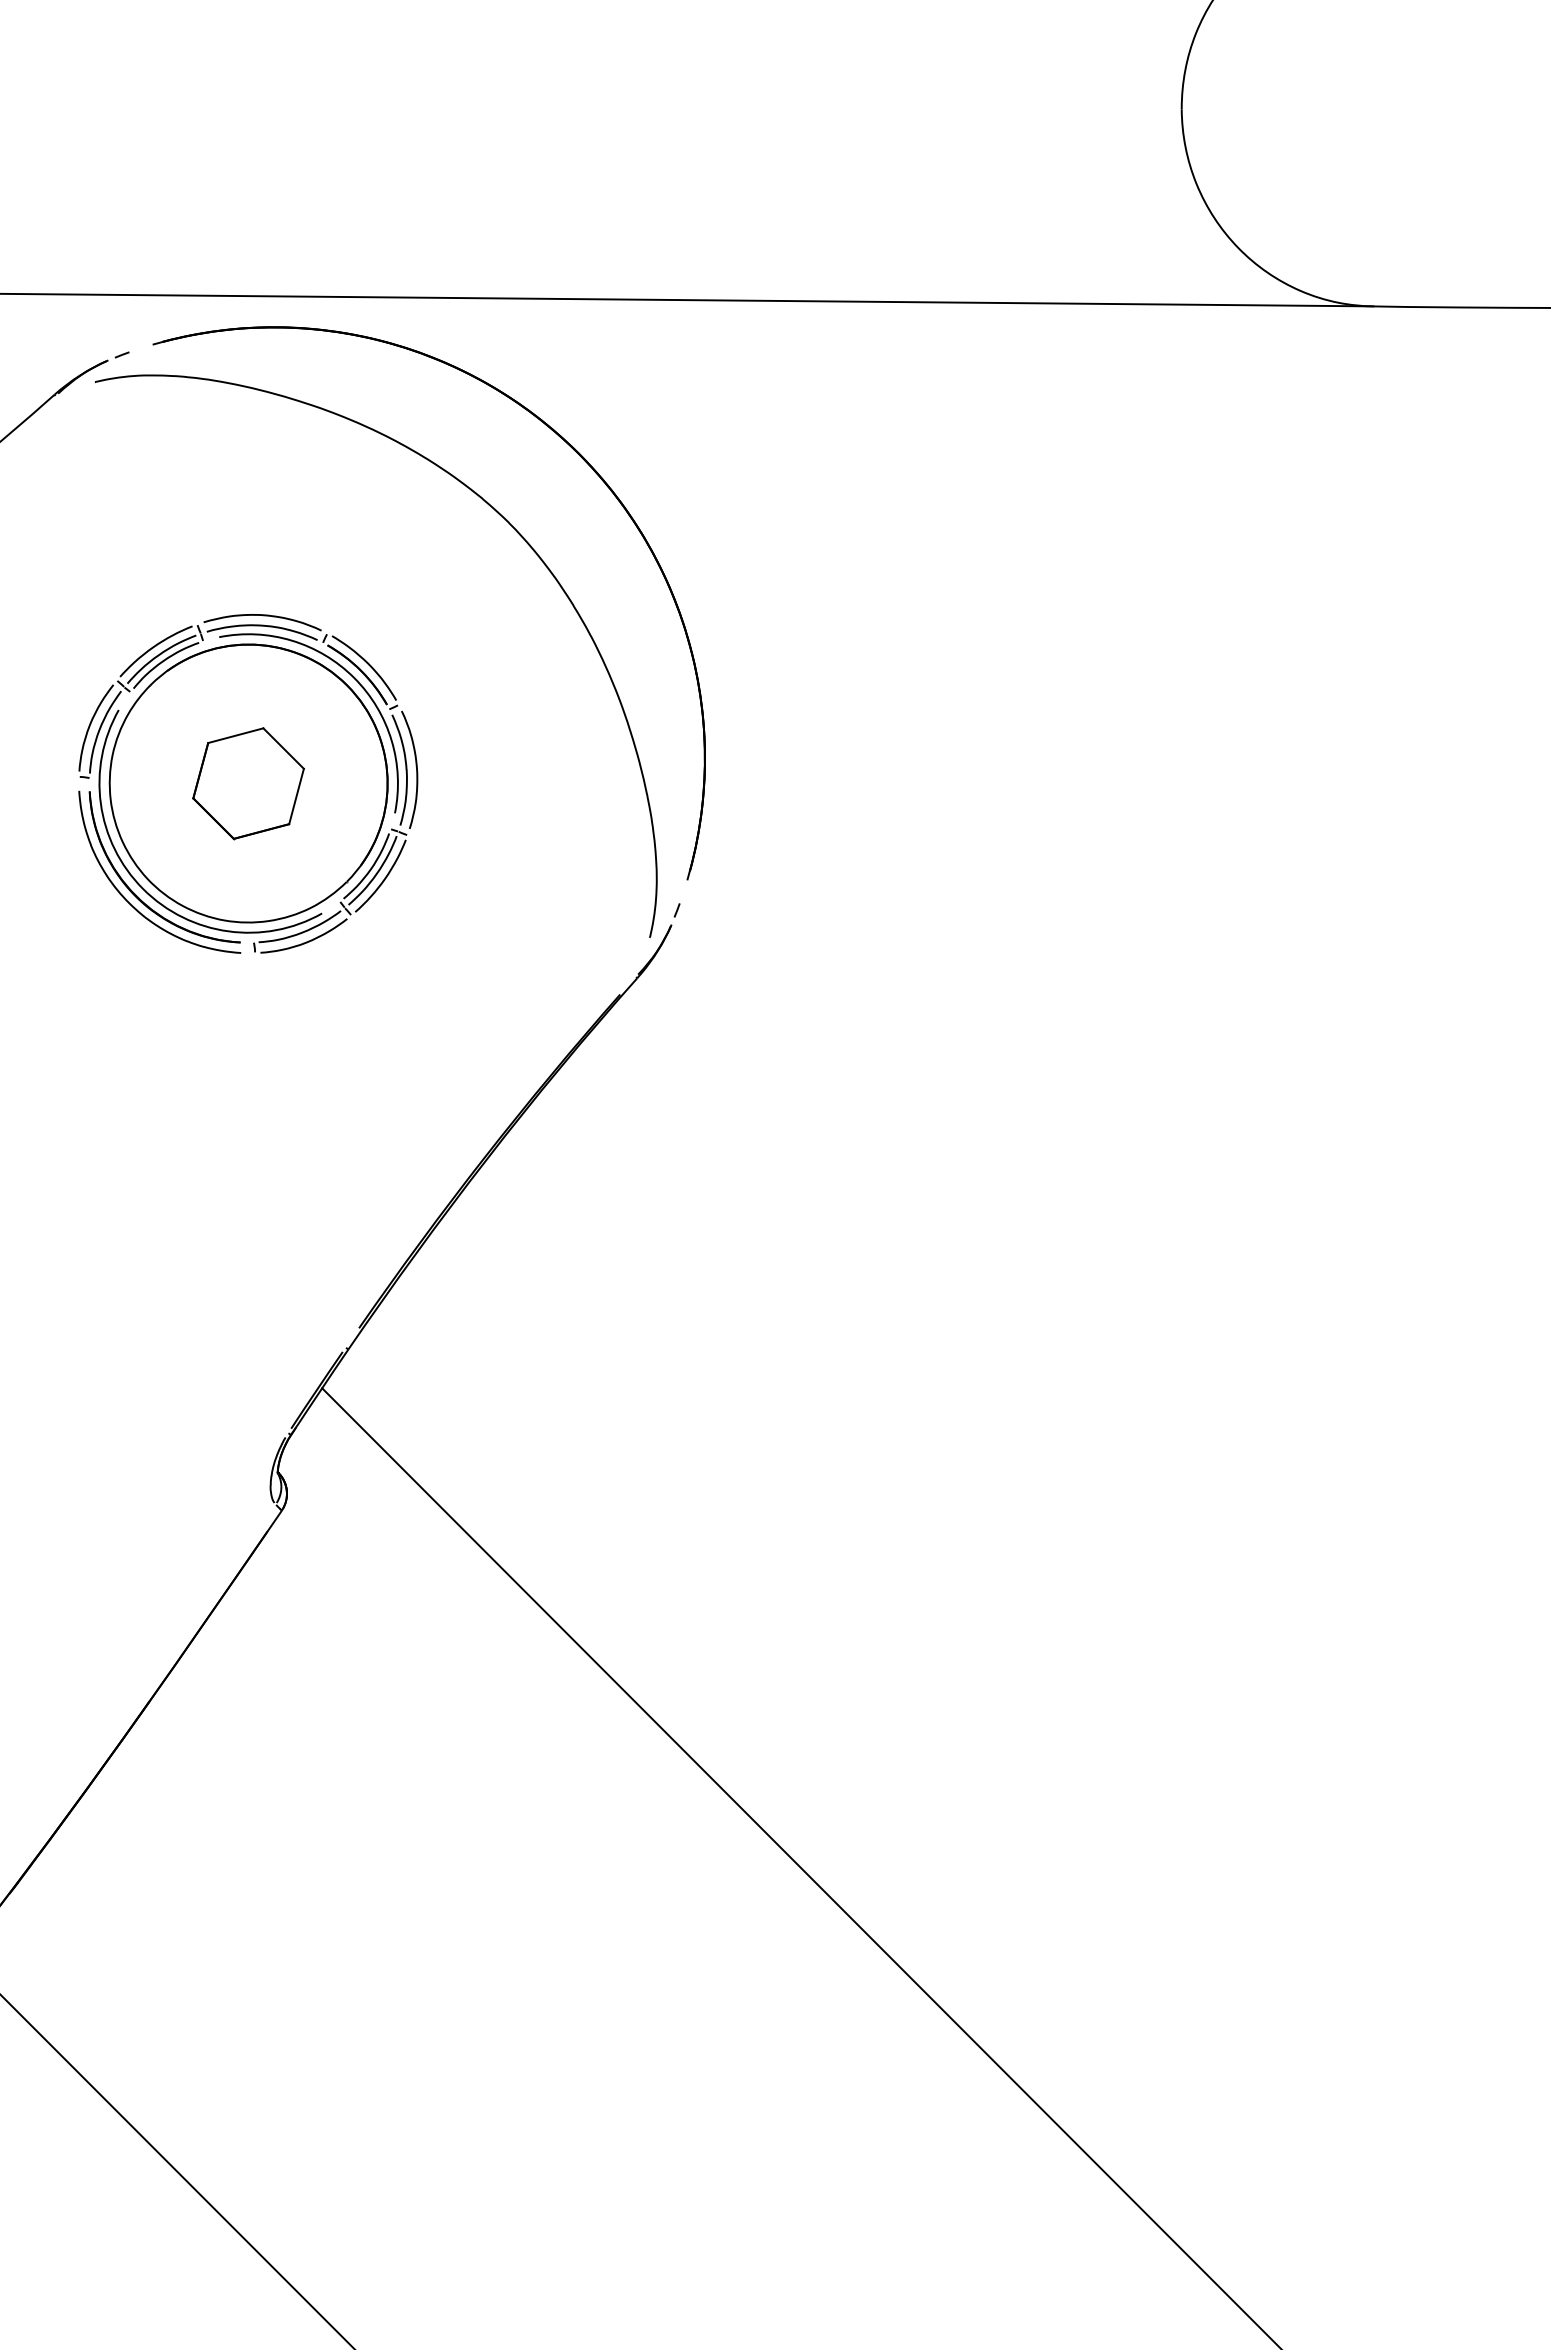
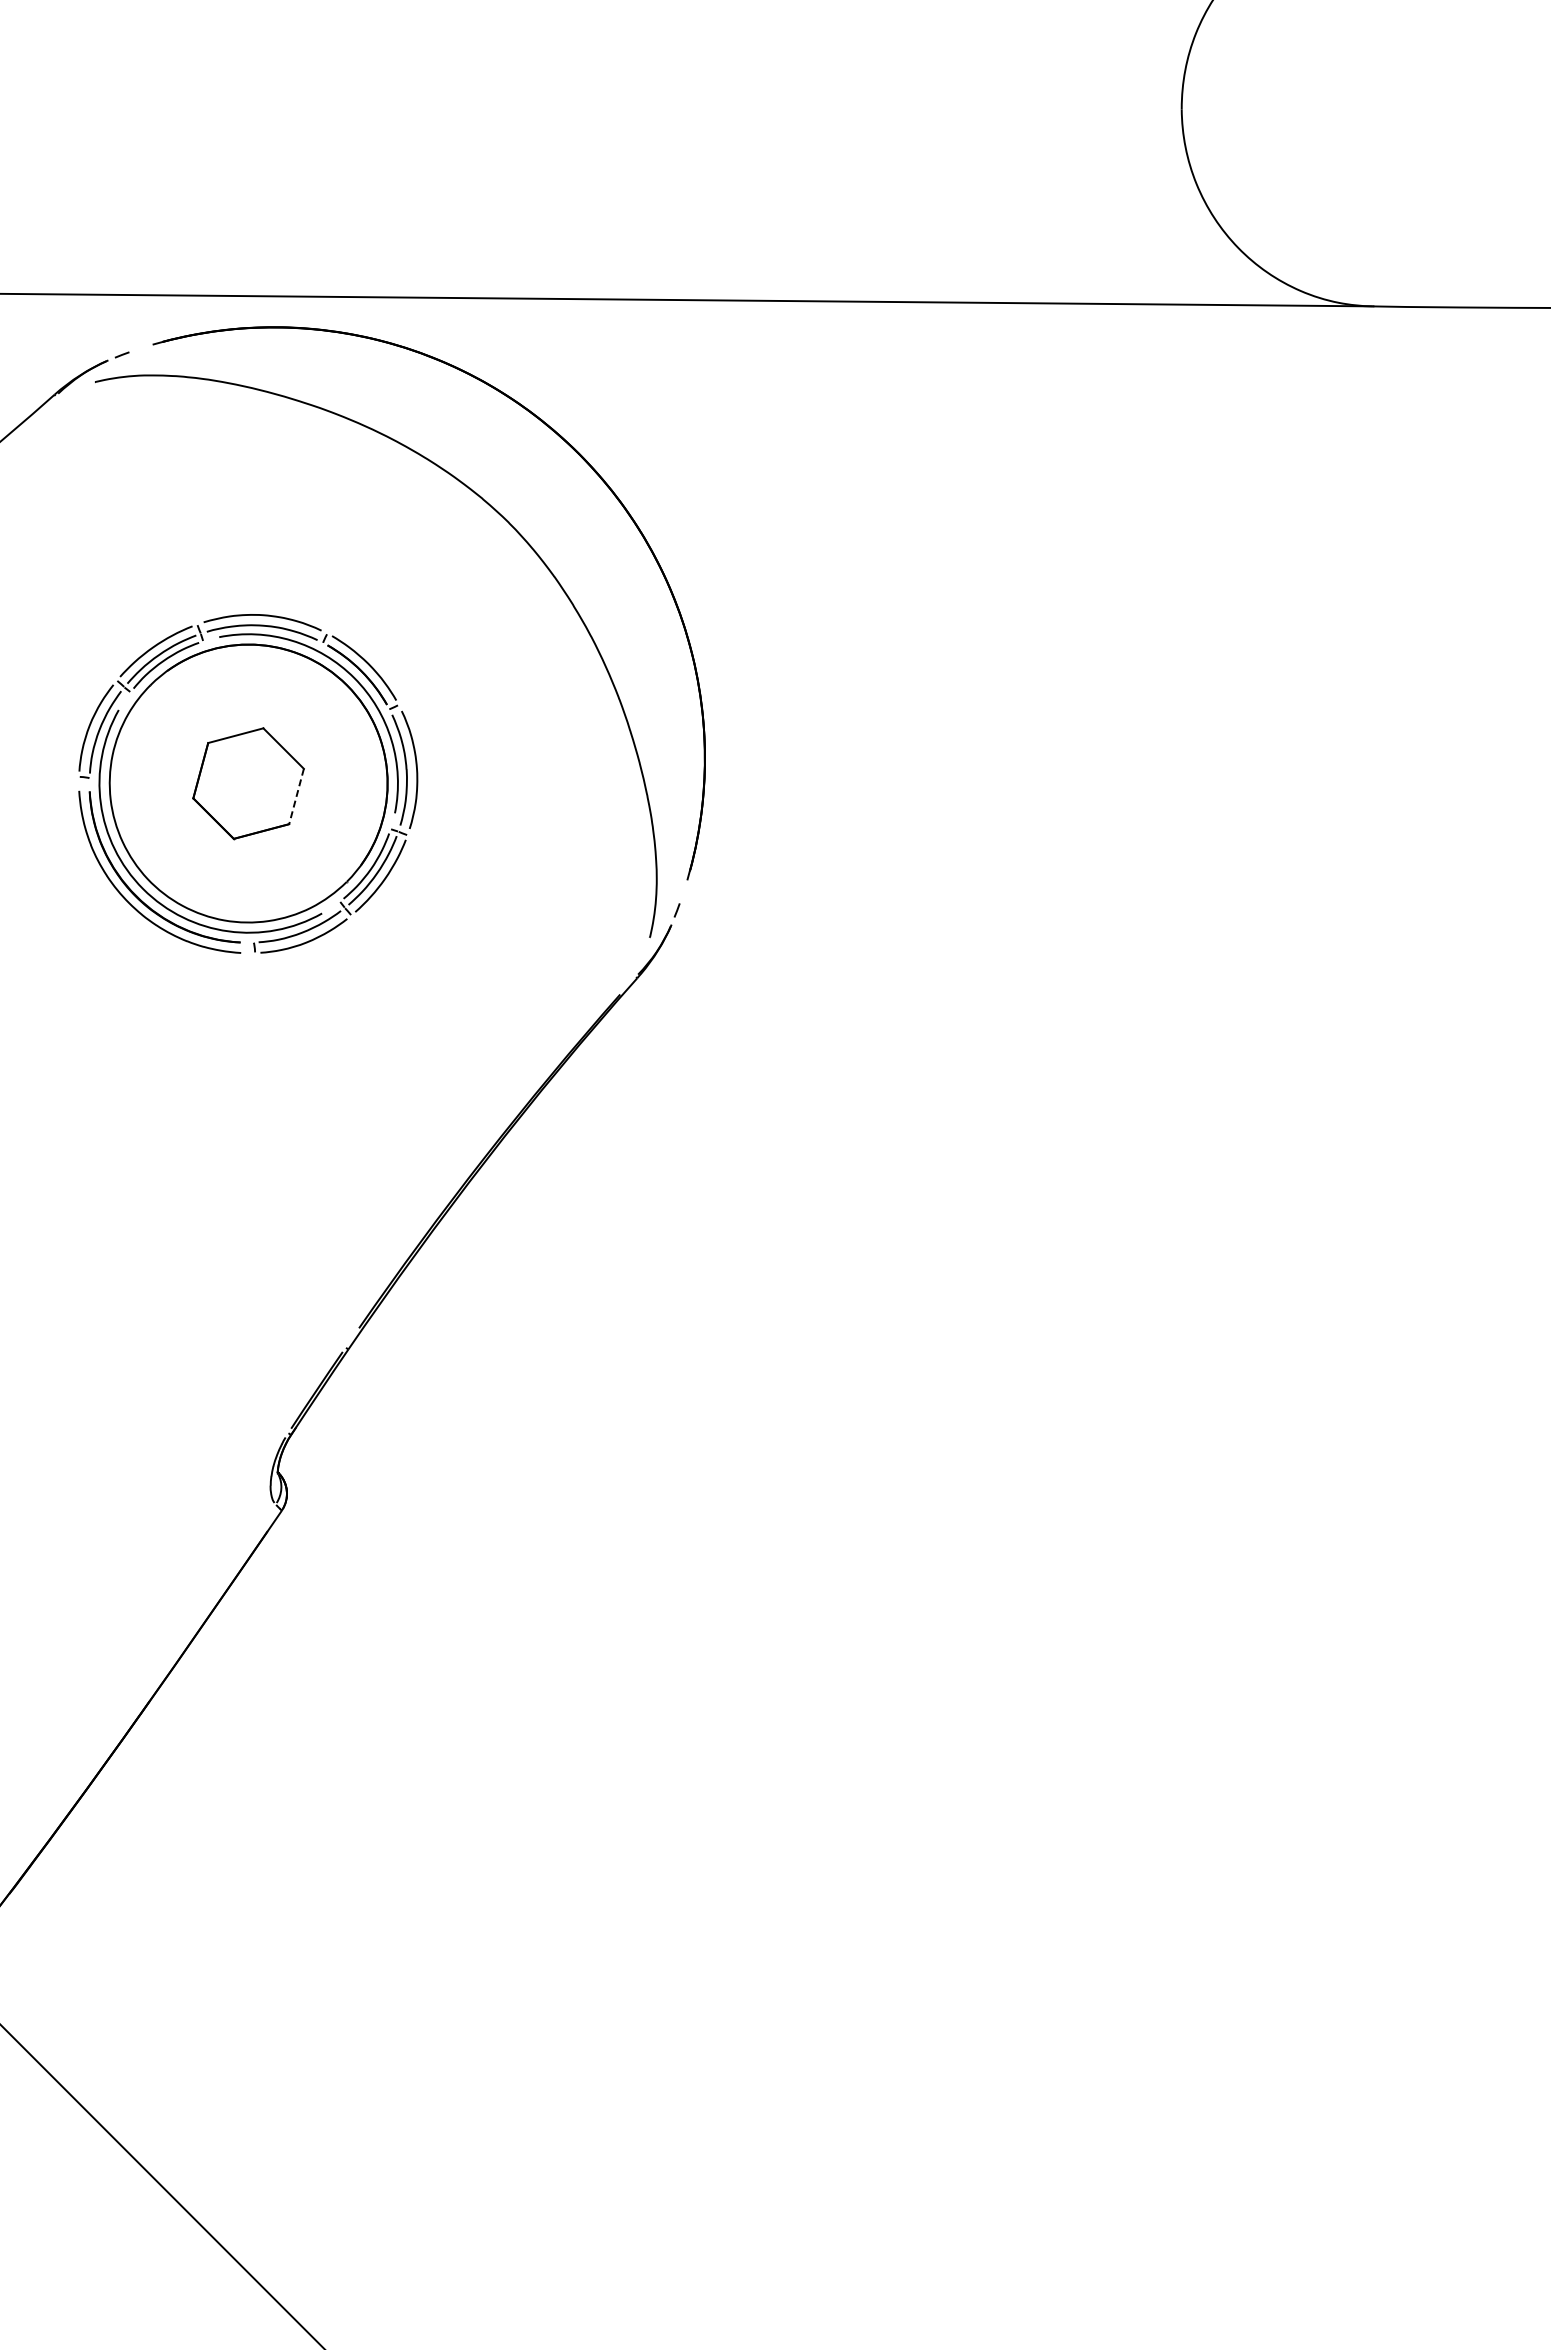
line: solid -> dashed (296, 796)
line: present -> none (800, 1867)
line position: (176, 2171) -> (161, 2186) (161, 2186)
